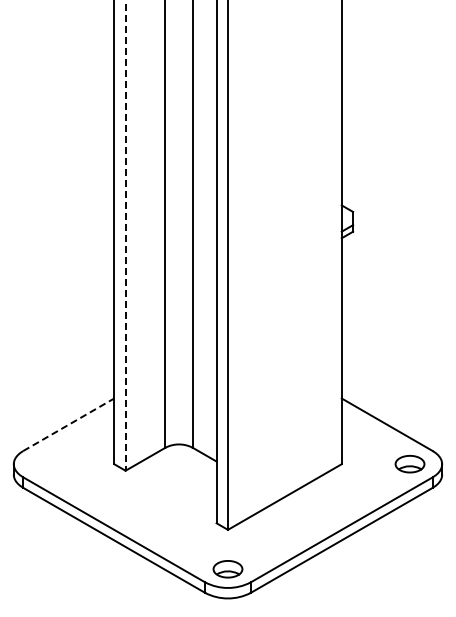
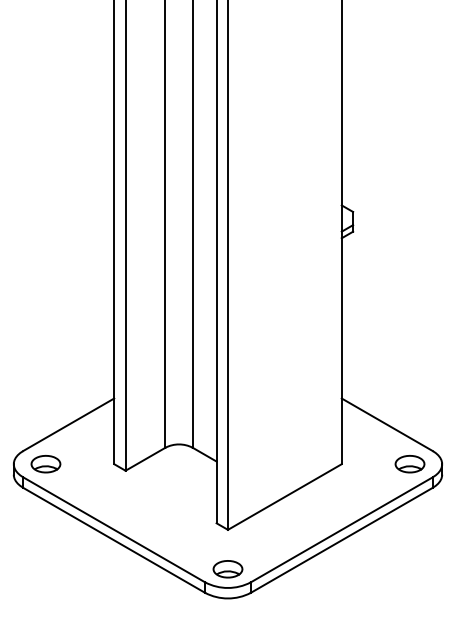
line: dashed -> solid (125, 235)
line: dashed -> solid (68, 424)
part: none -> present (45, 464)
